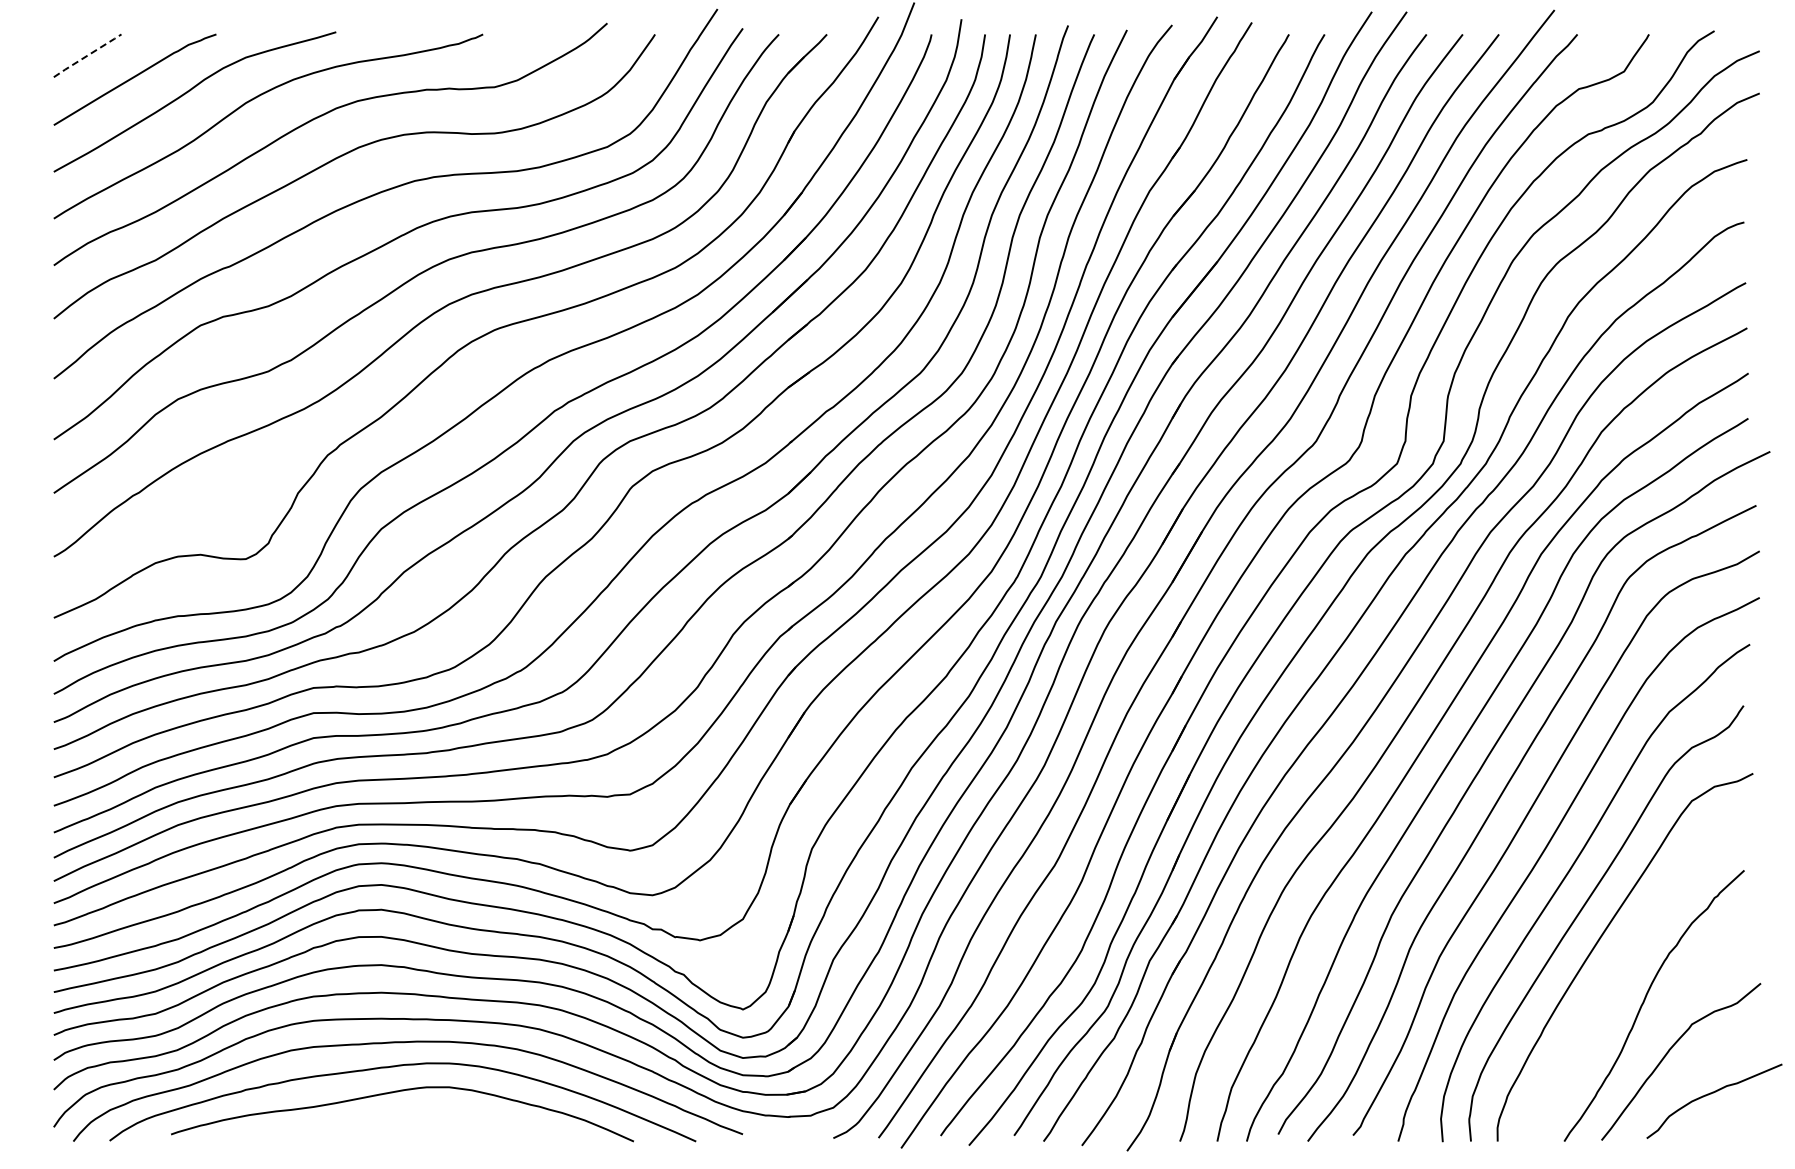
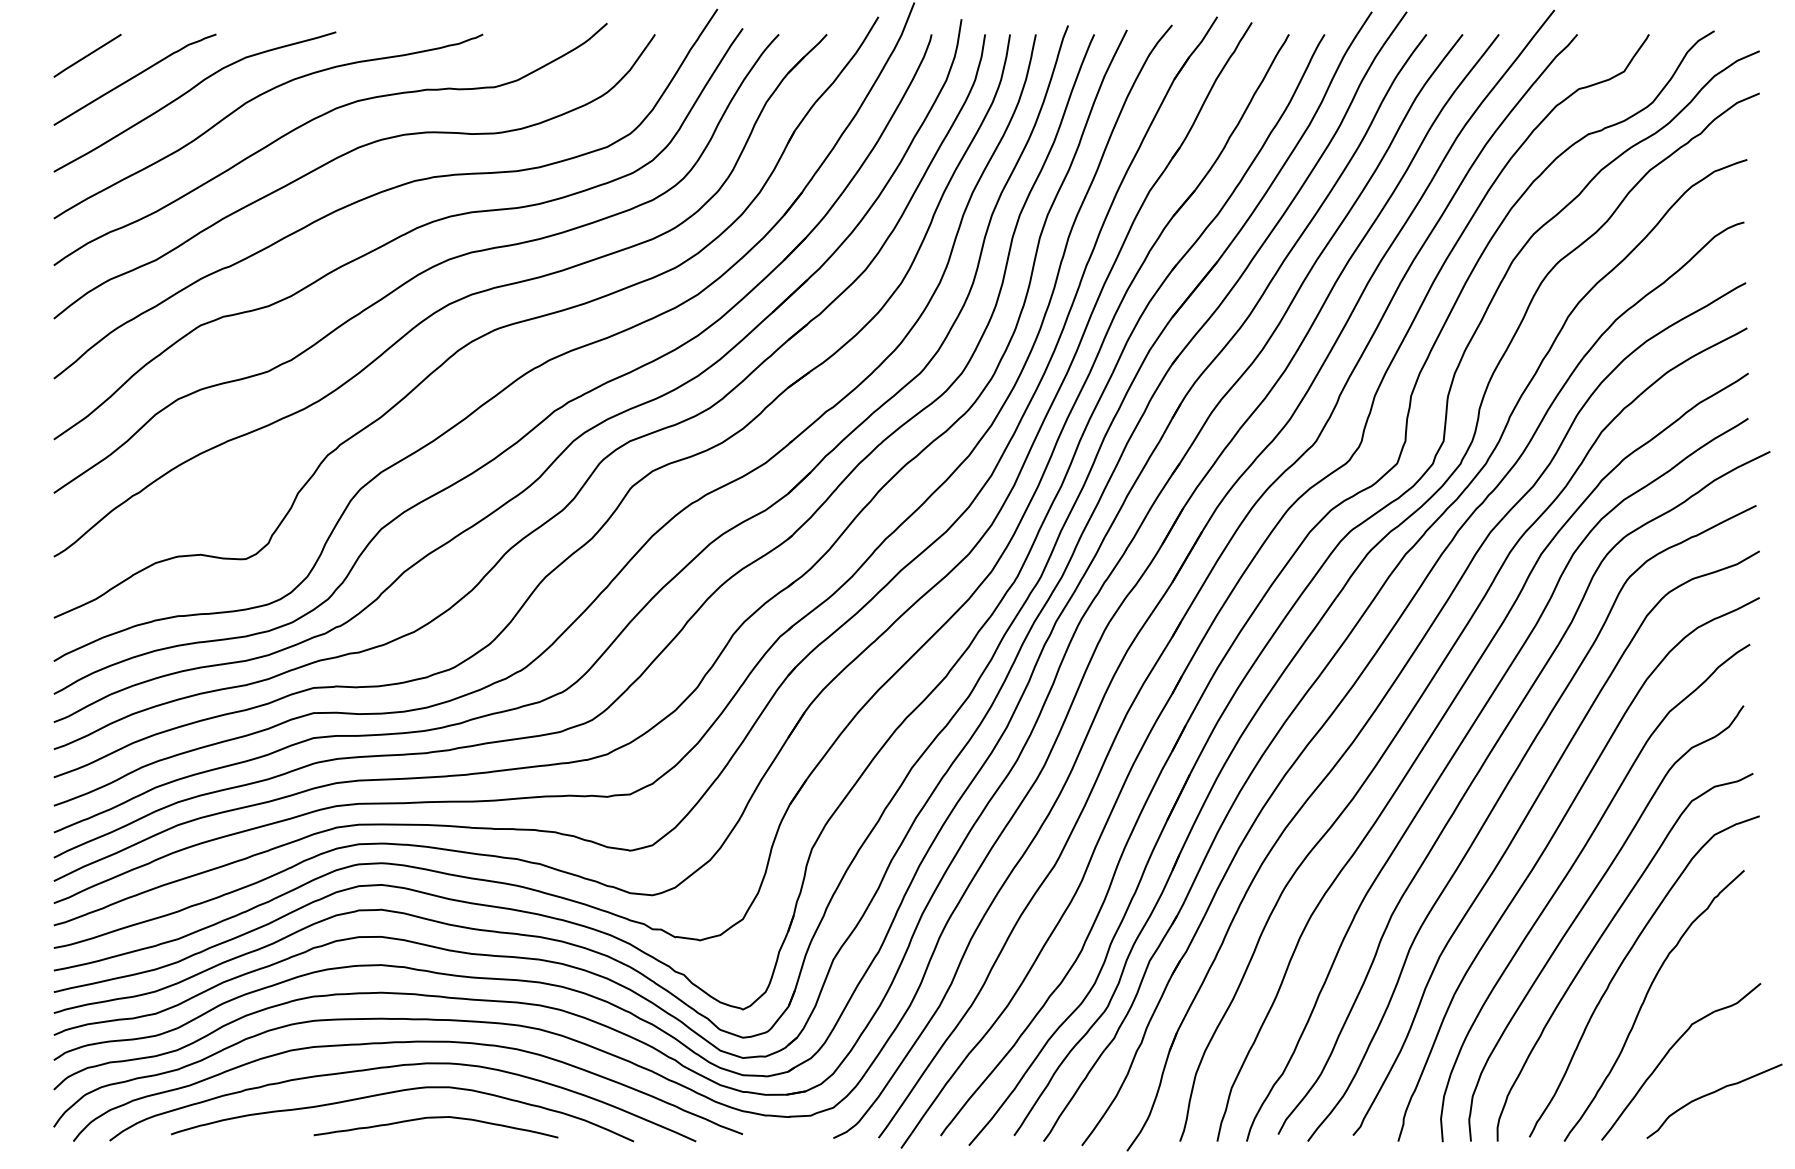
line: dashed -> solid (87, 55)
curve: none -> present (1622, 964)
curve: none -> present (435, 1118)
